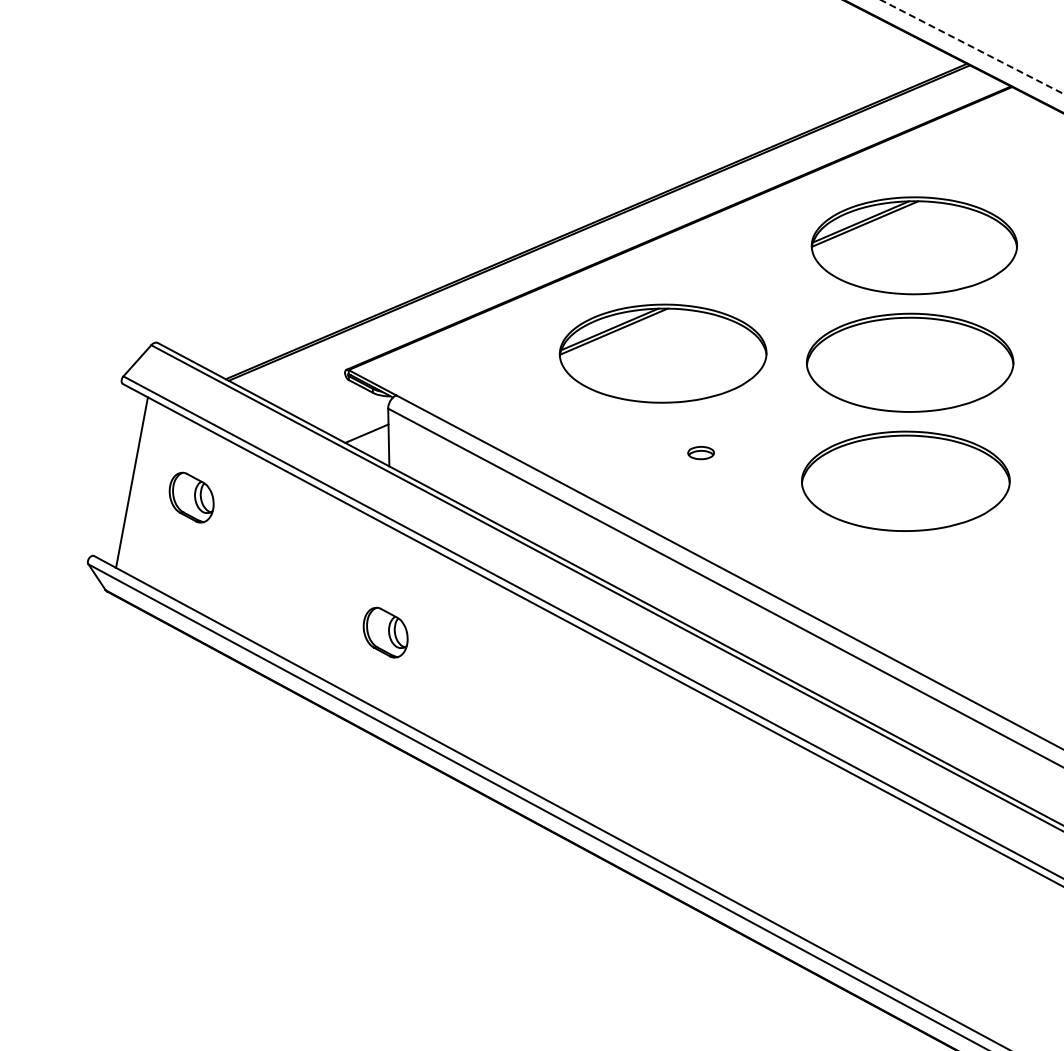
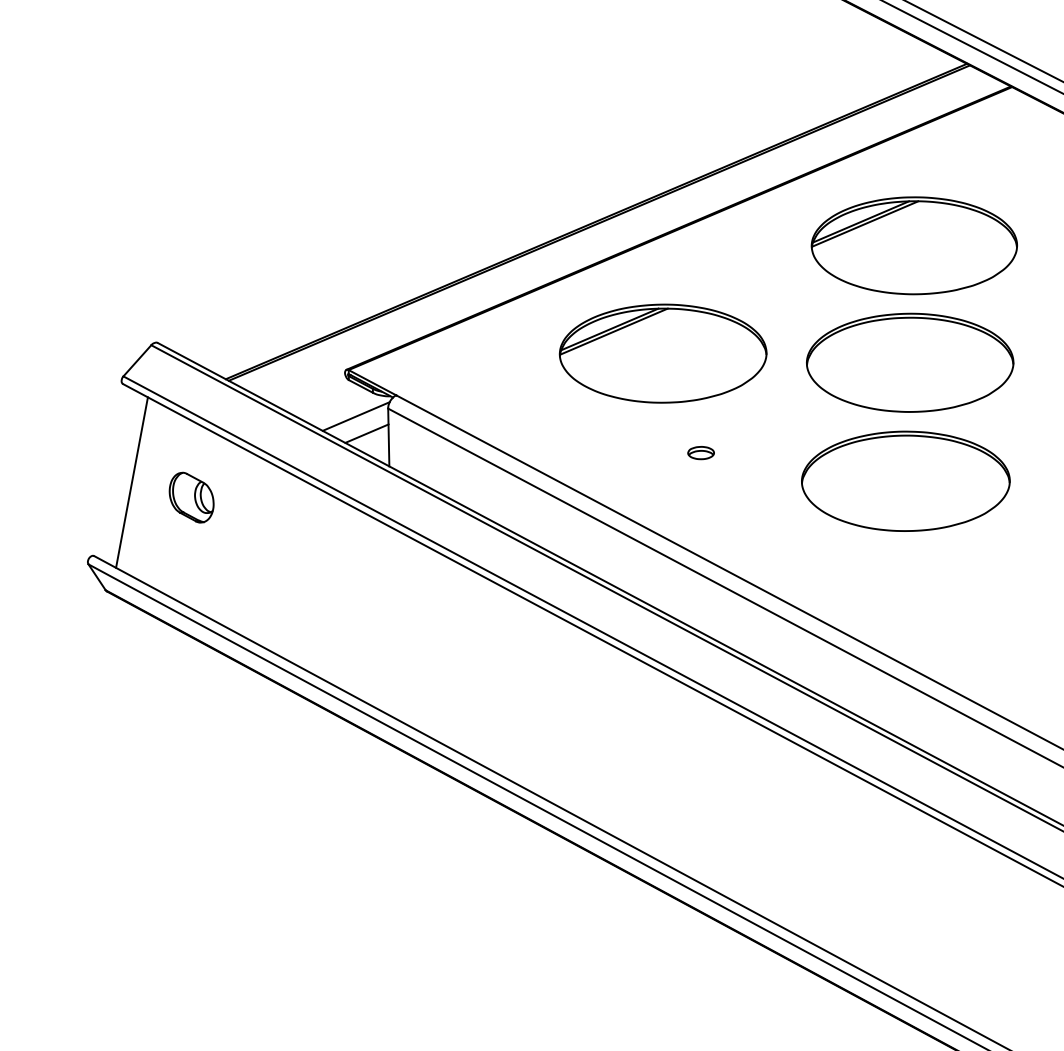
line: none -> present (983, 41)
line: dashed -> solid (971, 46)
line: none -> present (355, 416)
part: present -> none (385, 632)
